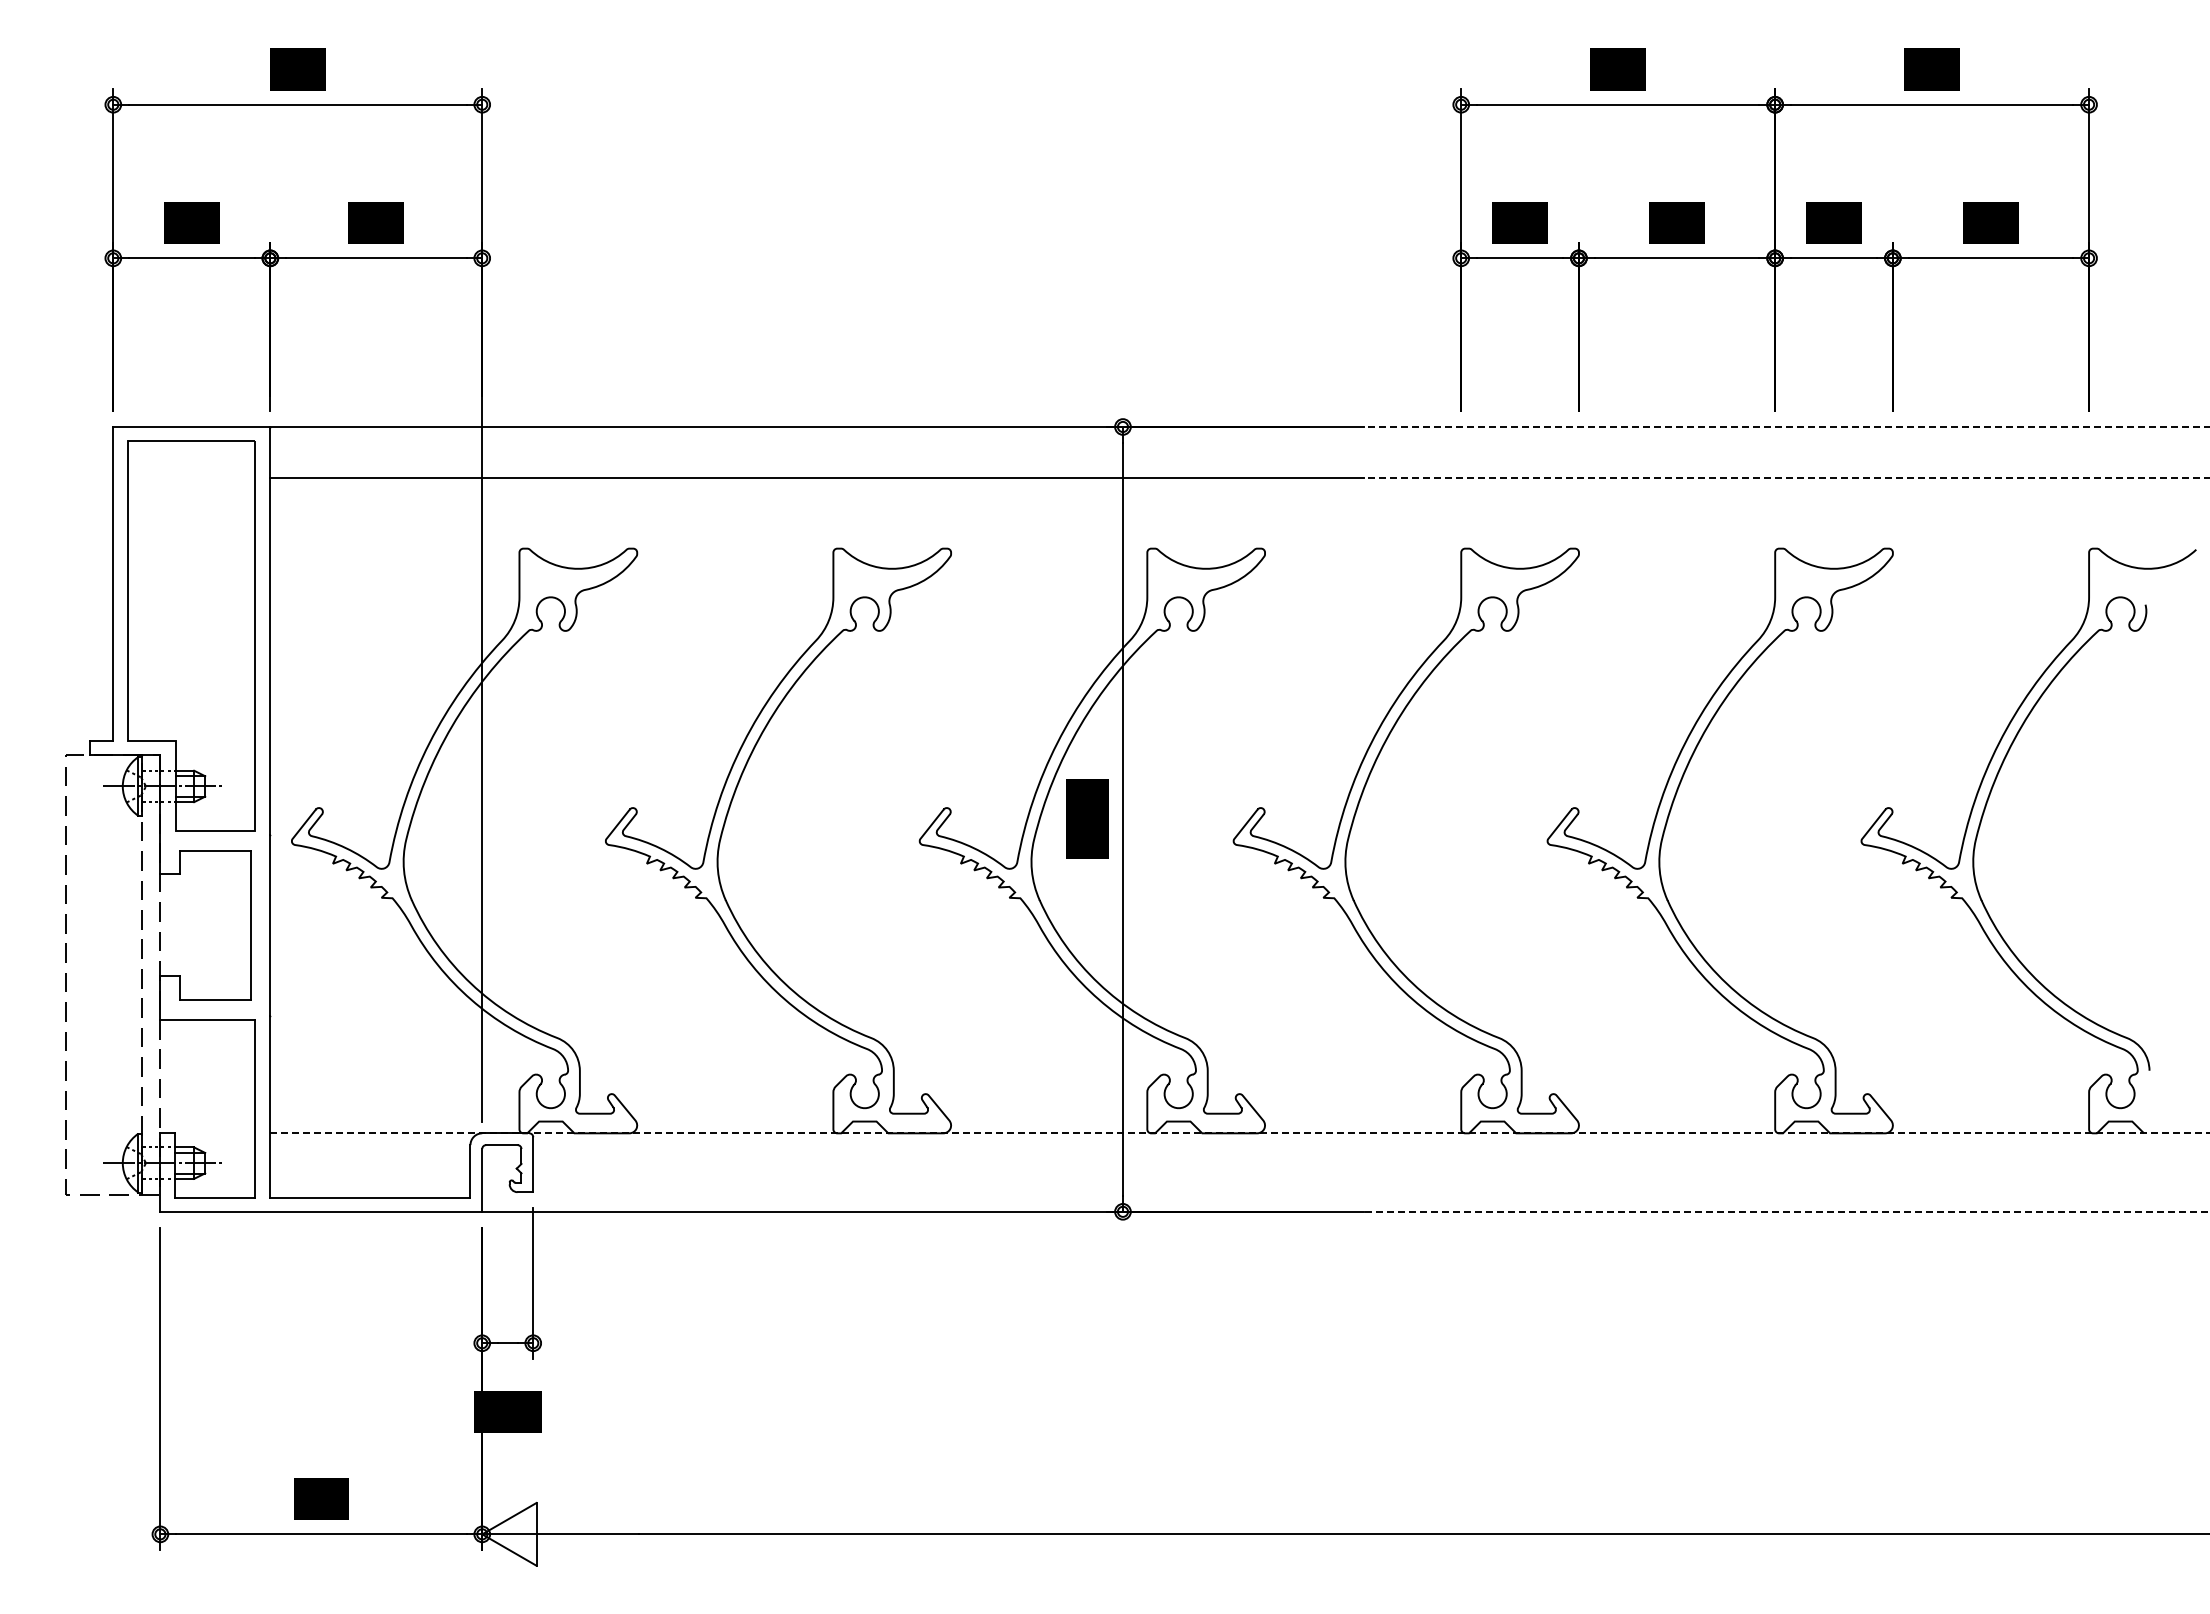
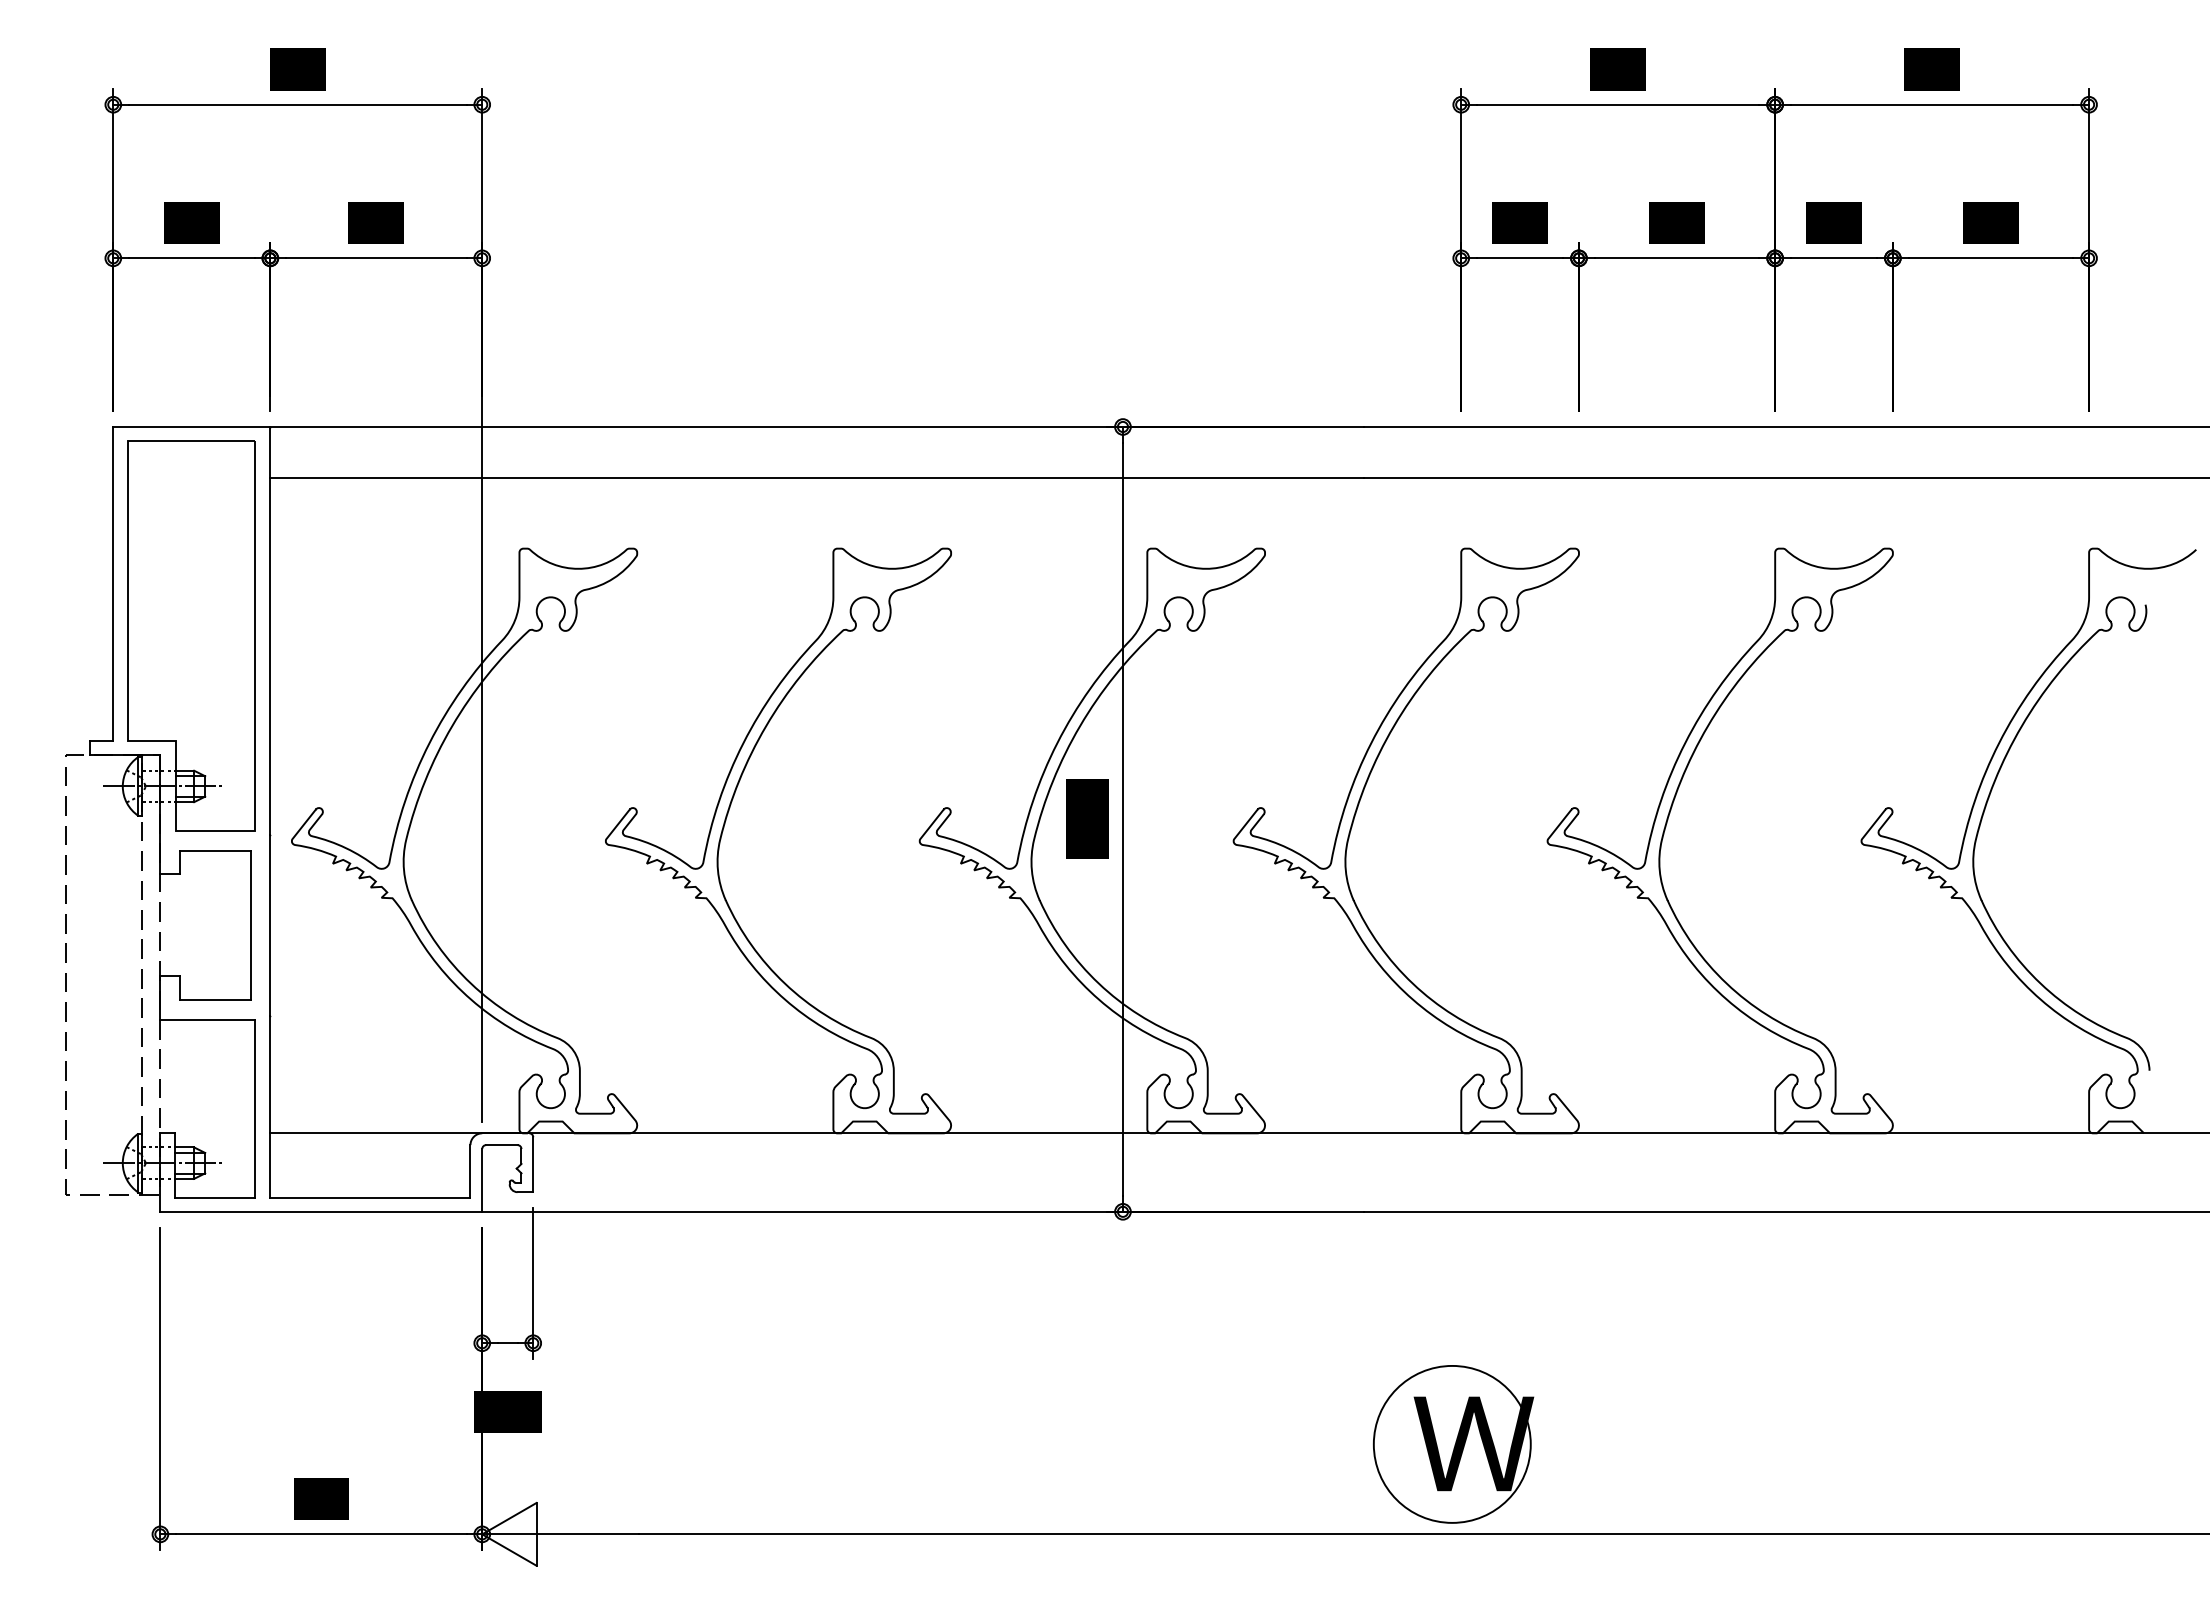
line: dashed -> solid (1786, 427)
line: dashed -> solid (1786, 478)
line: dashed -> solid (1240, 1133)
line: dashed -> solid (1786, 1211)
part: none -> present (1453, 1444)
